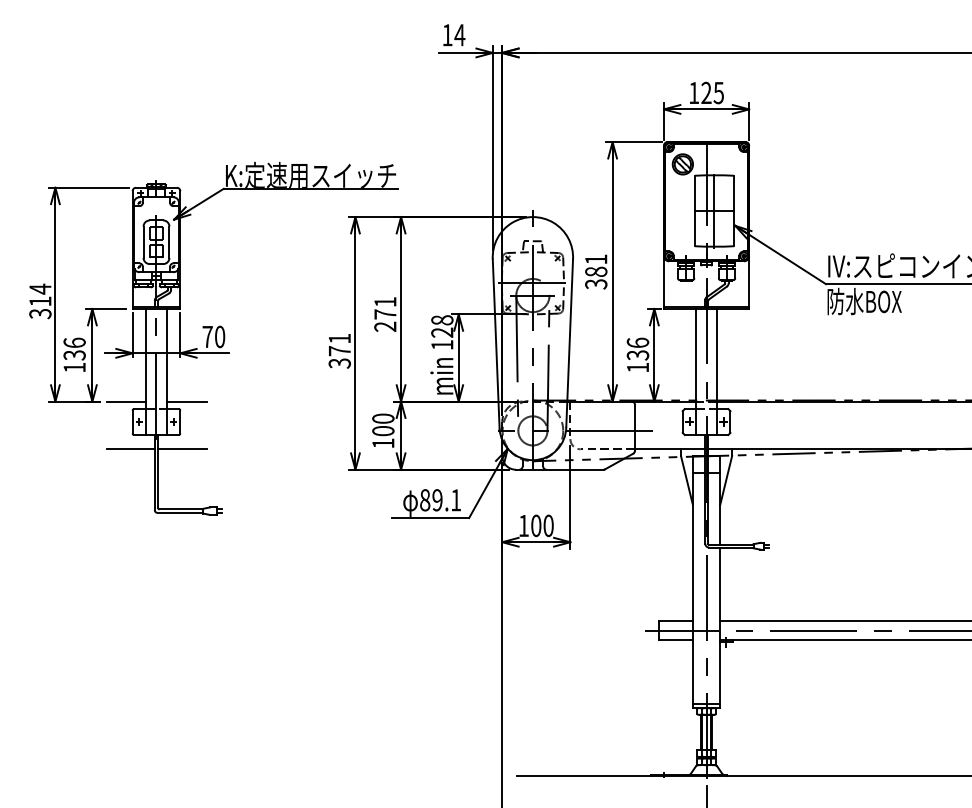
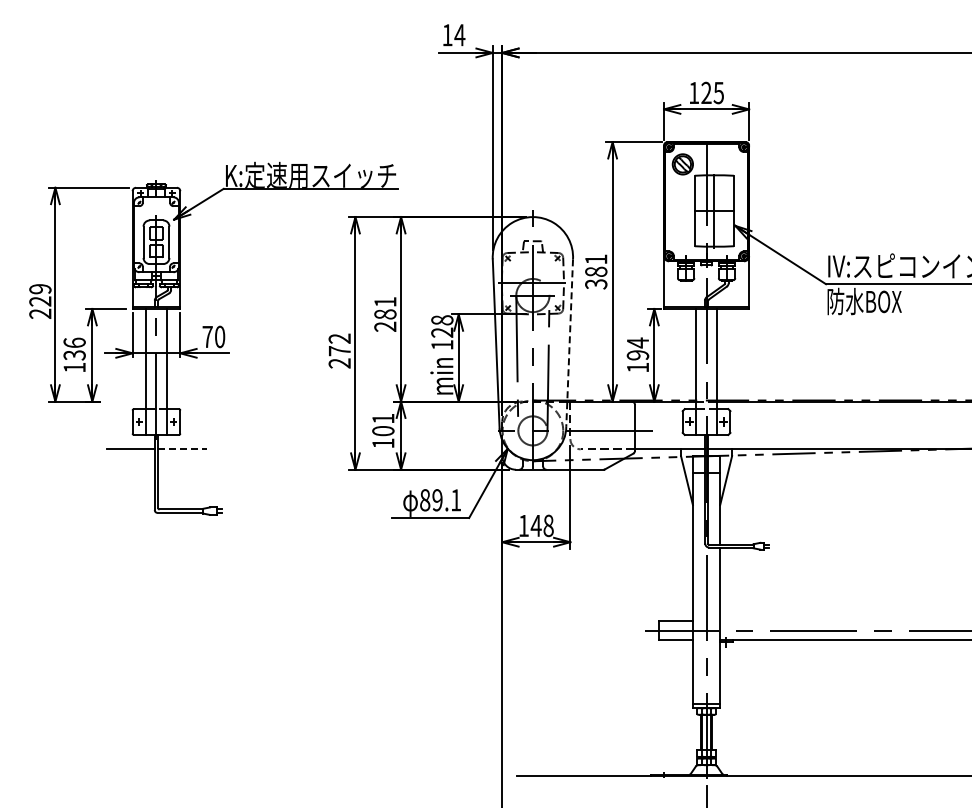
text: 314 -> 229 (40, 301)
text: 271 -> 281 (385, 314)
line: solid -> dashed (569, 343)
text: 136 -> 194 (637, 348)
text: 371 -> 272 (339, 350)
line: present -> none (126, 401)
line: present -> none (186, 401)
text: 100 -> 101 (383, 418)
line: solid -> dashed (182, 449)
text: 100 -> 148 (541, 525)
line: present -> none (844, 621)
